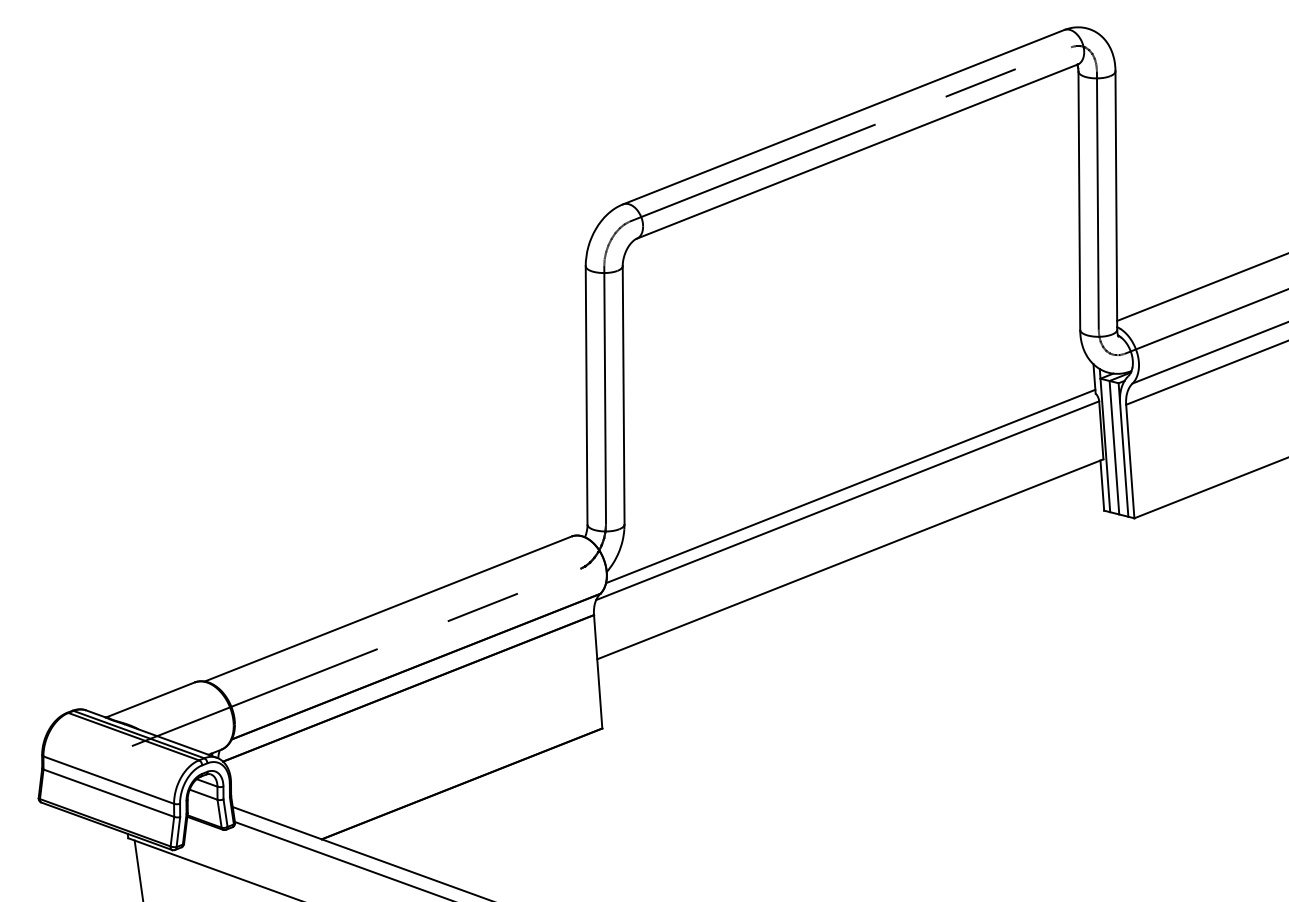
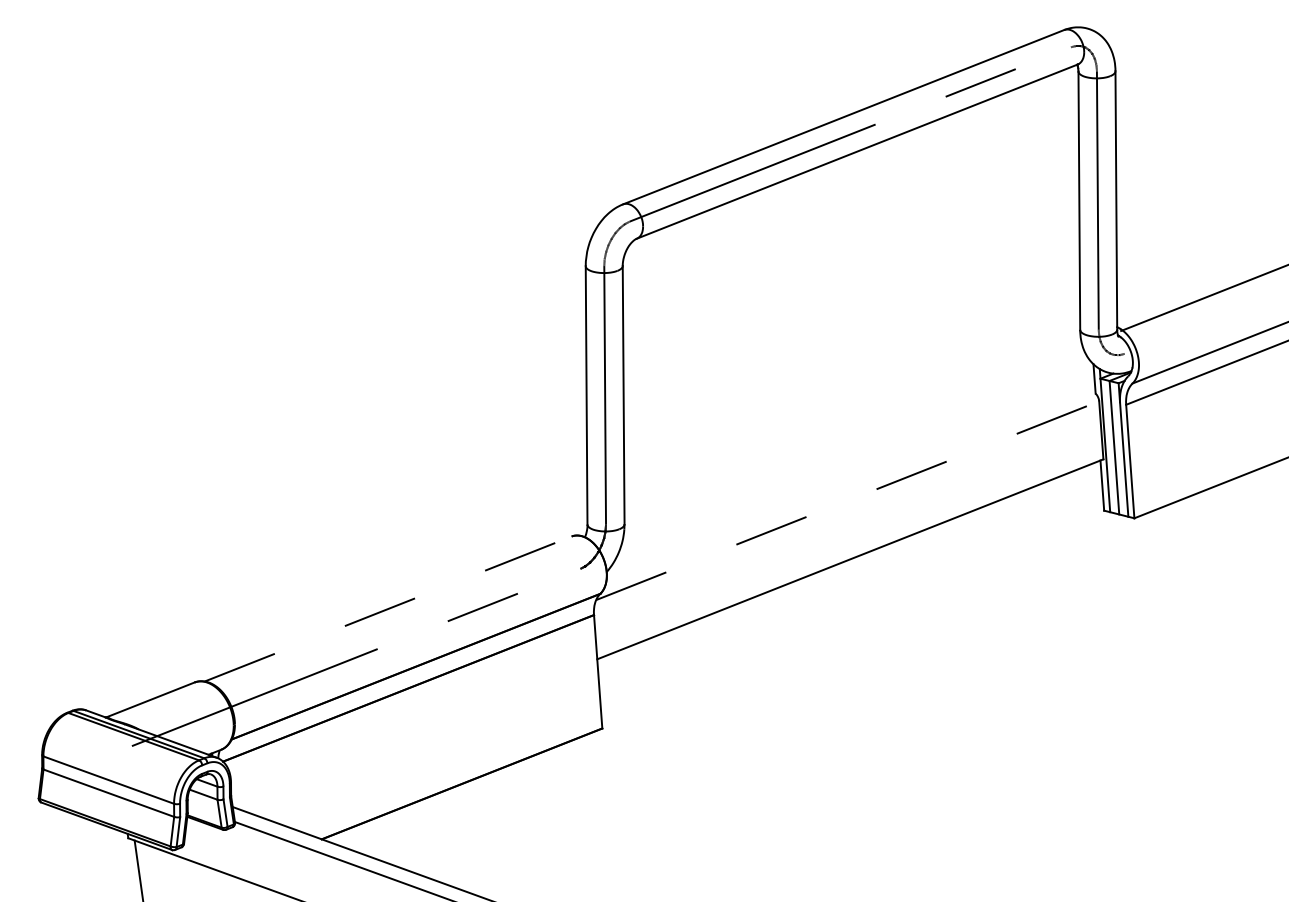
line position: (1201, 287) -> (1203, 298) (1203, 298)
line: present -> none (1204, 321)
line: present -> none (850, 486)
line: solid -> dashed (848, 500)
line: solid -> dashed (388, 608)
